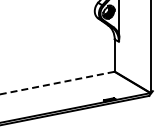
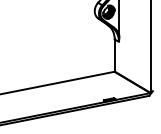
line: dashed -> solid (57, 83)
